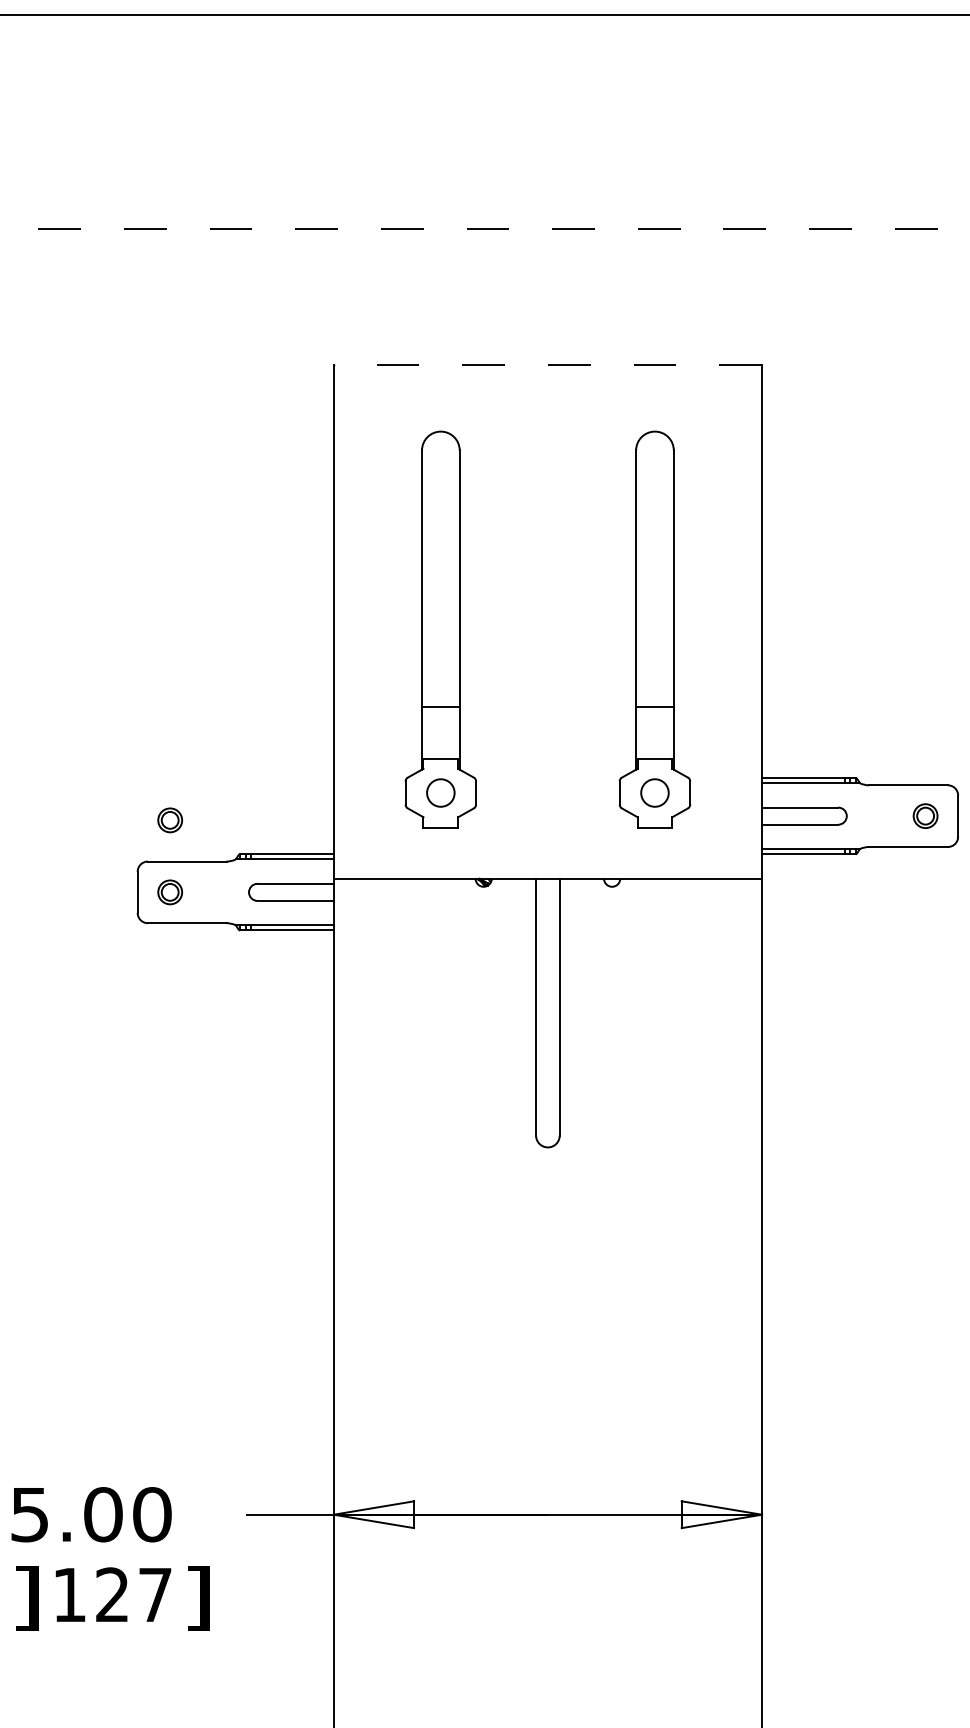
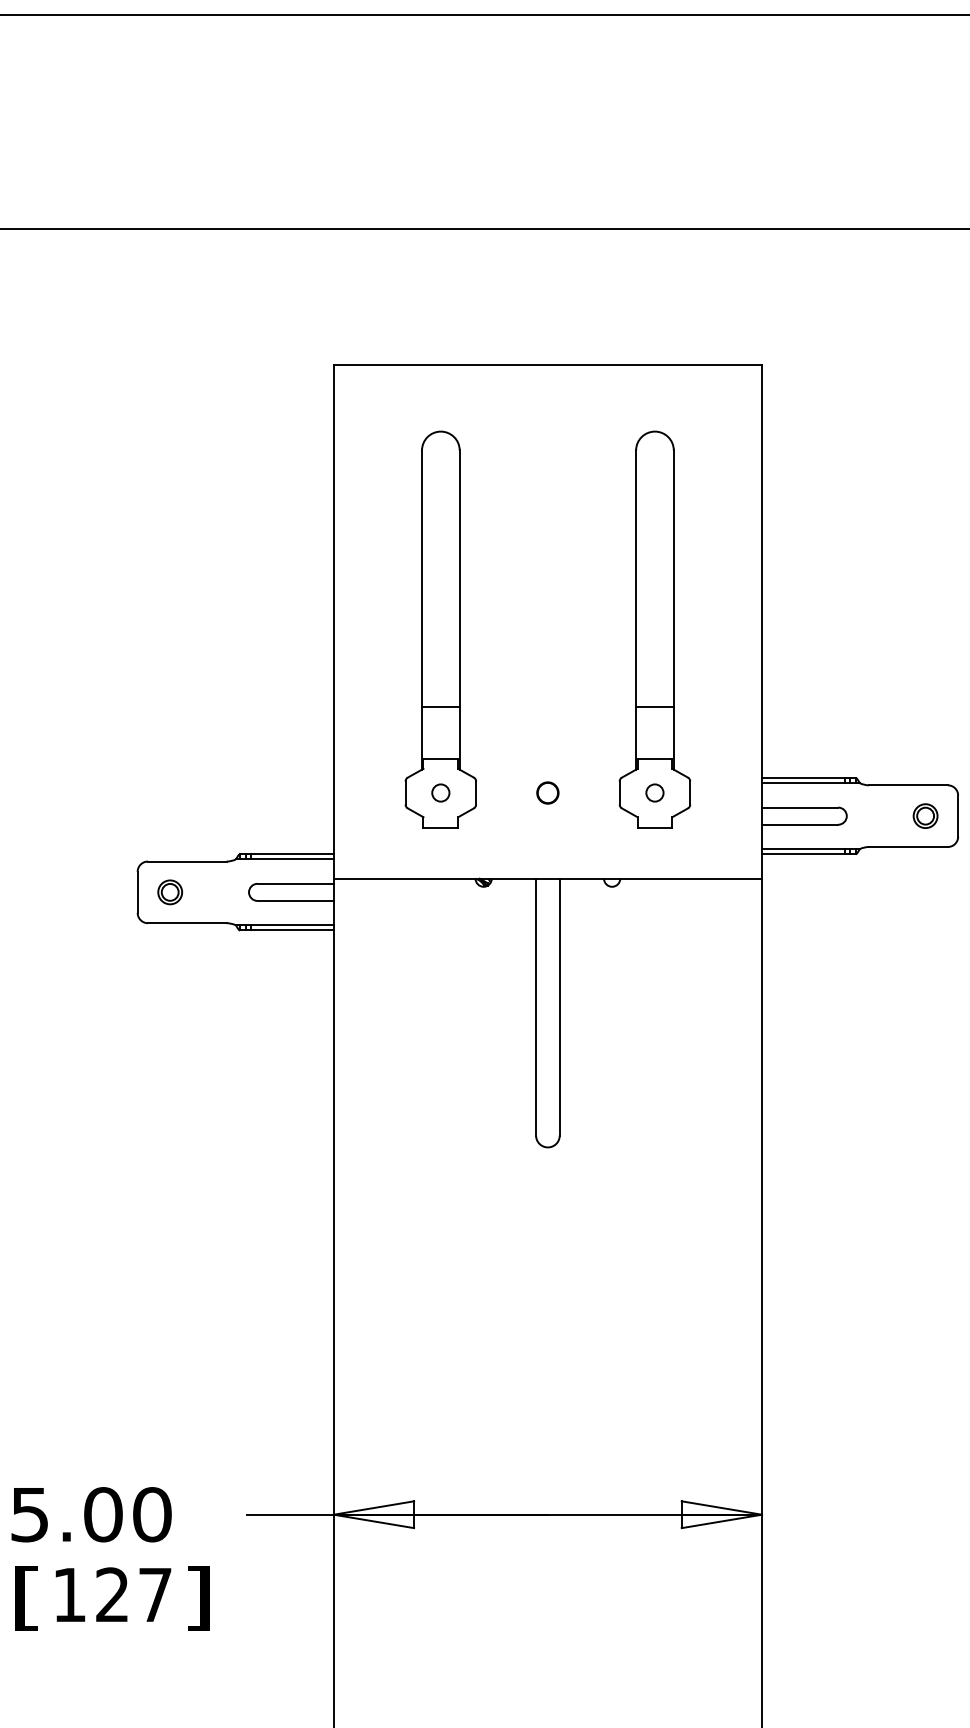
line: dashed -> solid (484, 228)
line: dashed -> solid (547, 364)
circle diameter: 28 px -> 17 px (440, 792)
circle: none -> present (547, 792)
circle diameter: 28 px -> 17 px (654, 792)
part: present -> none (169, 820)
text: ] -> [ (26, 1598)
